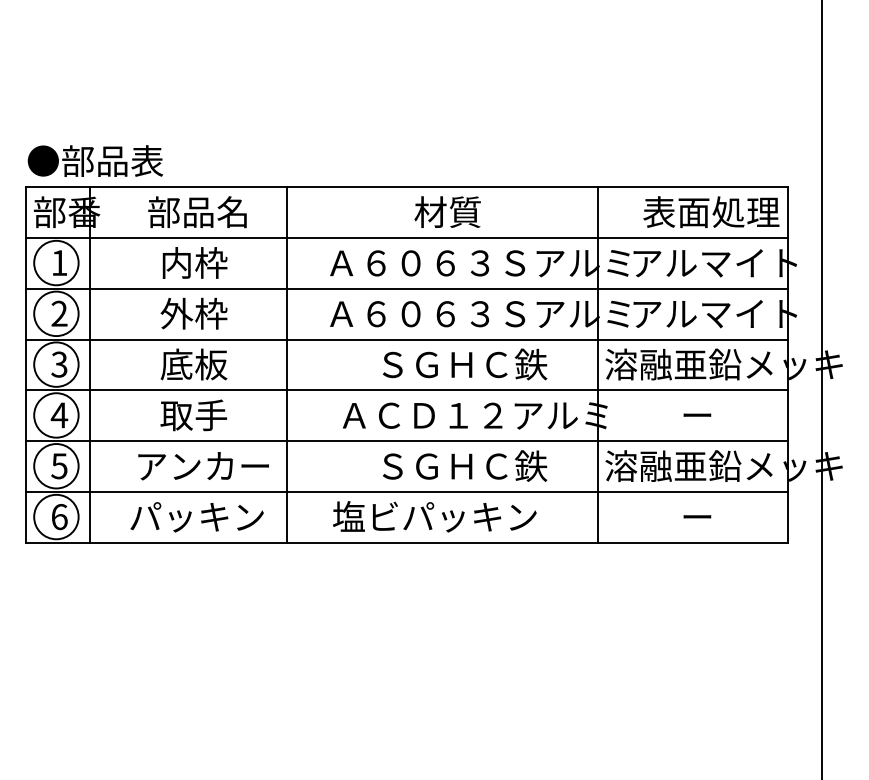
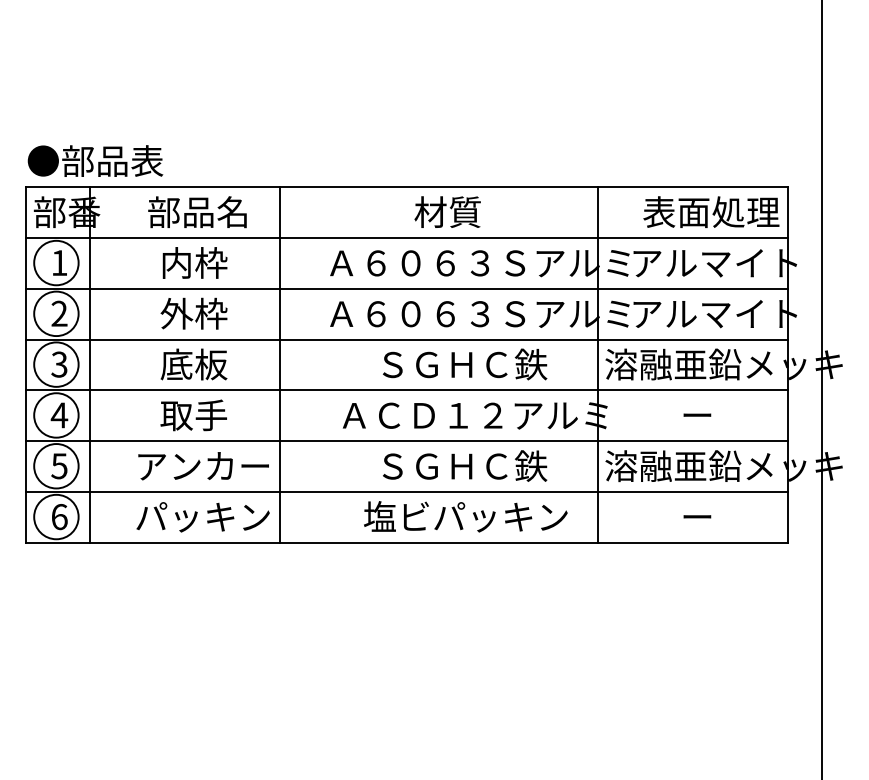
line position: (287, 364) -> (280, 364) (280, 364)
text position: (434, 516) -> (465, 516) (465, 516)
text position: (196, 517) -> (202, 517) (202, 517)
